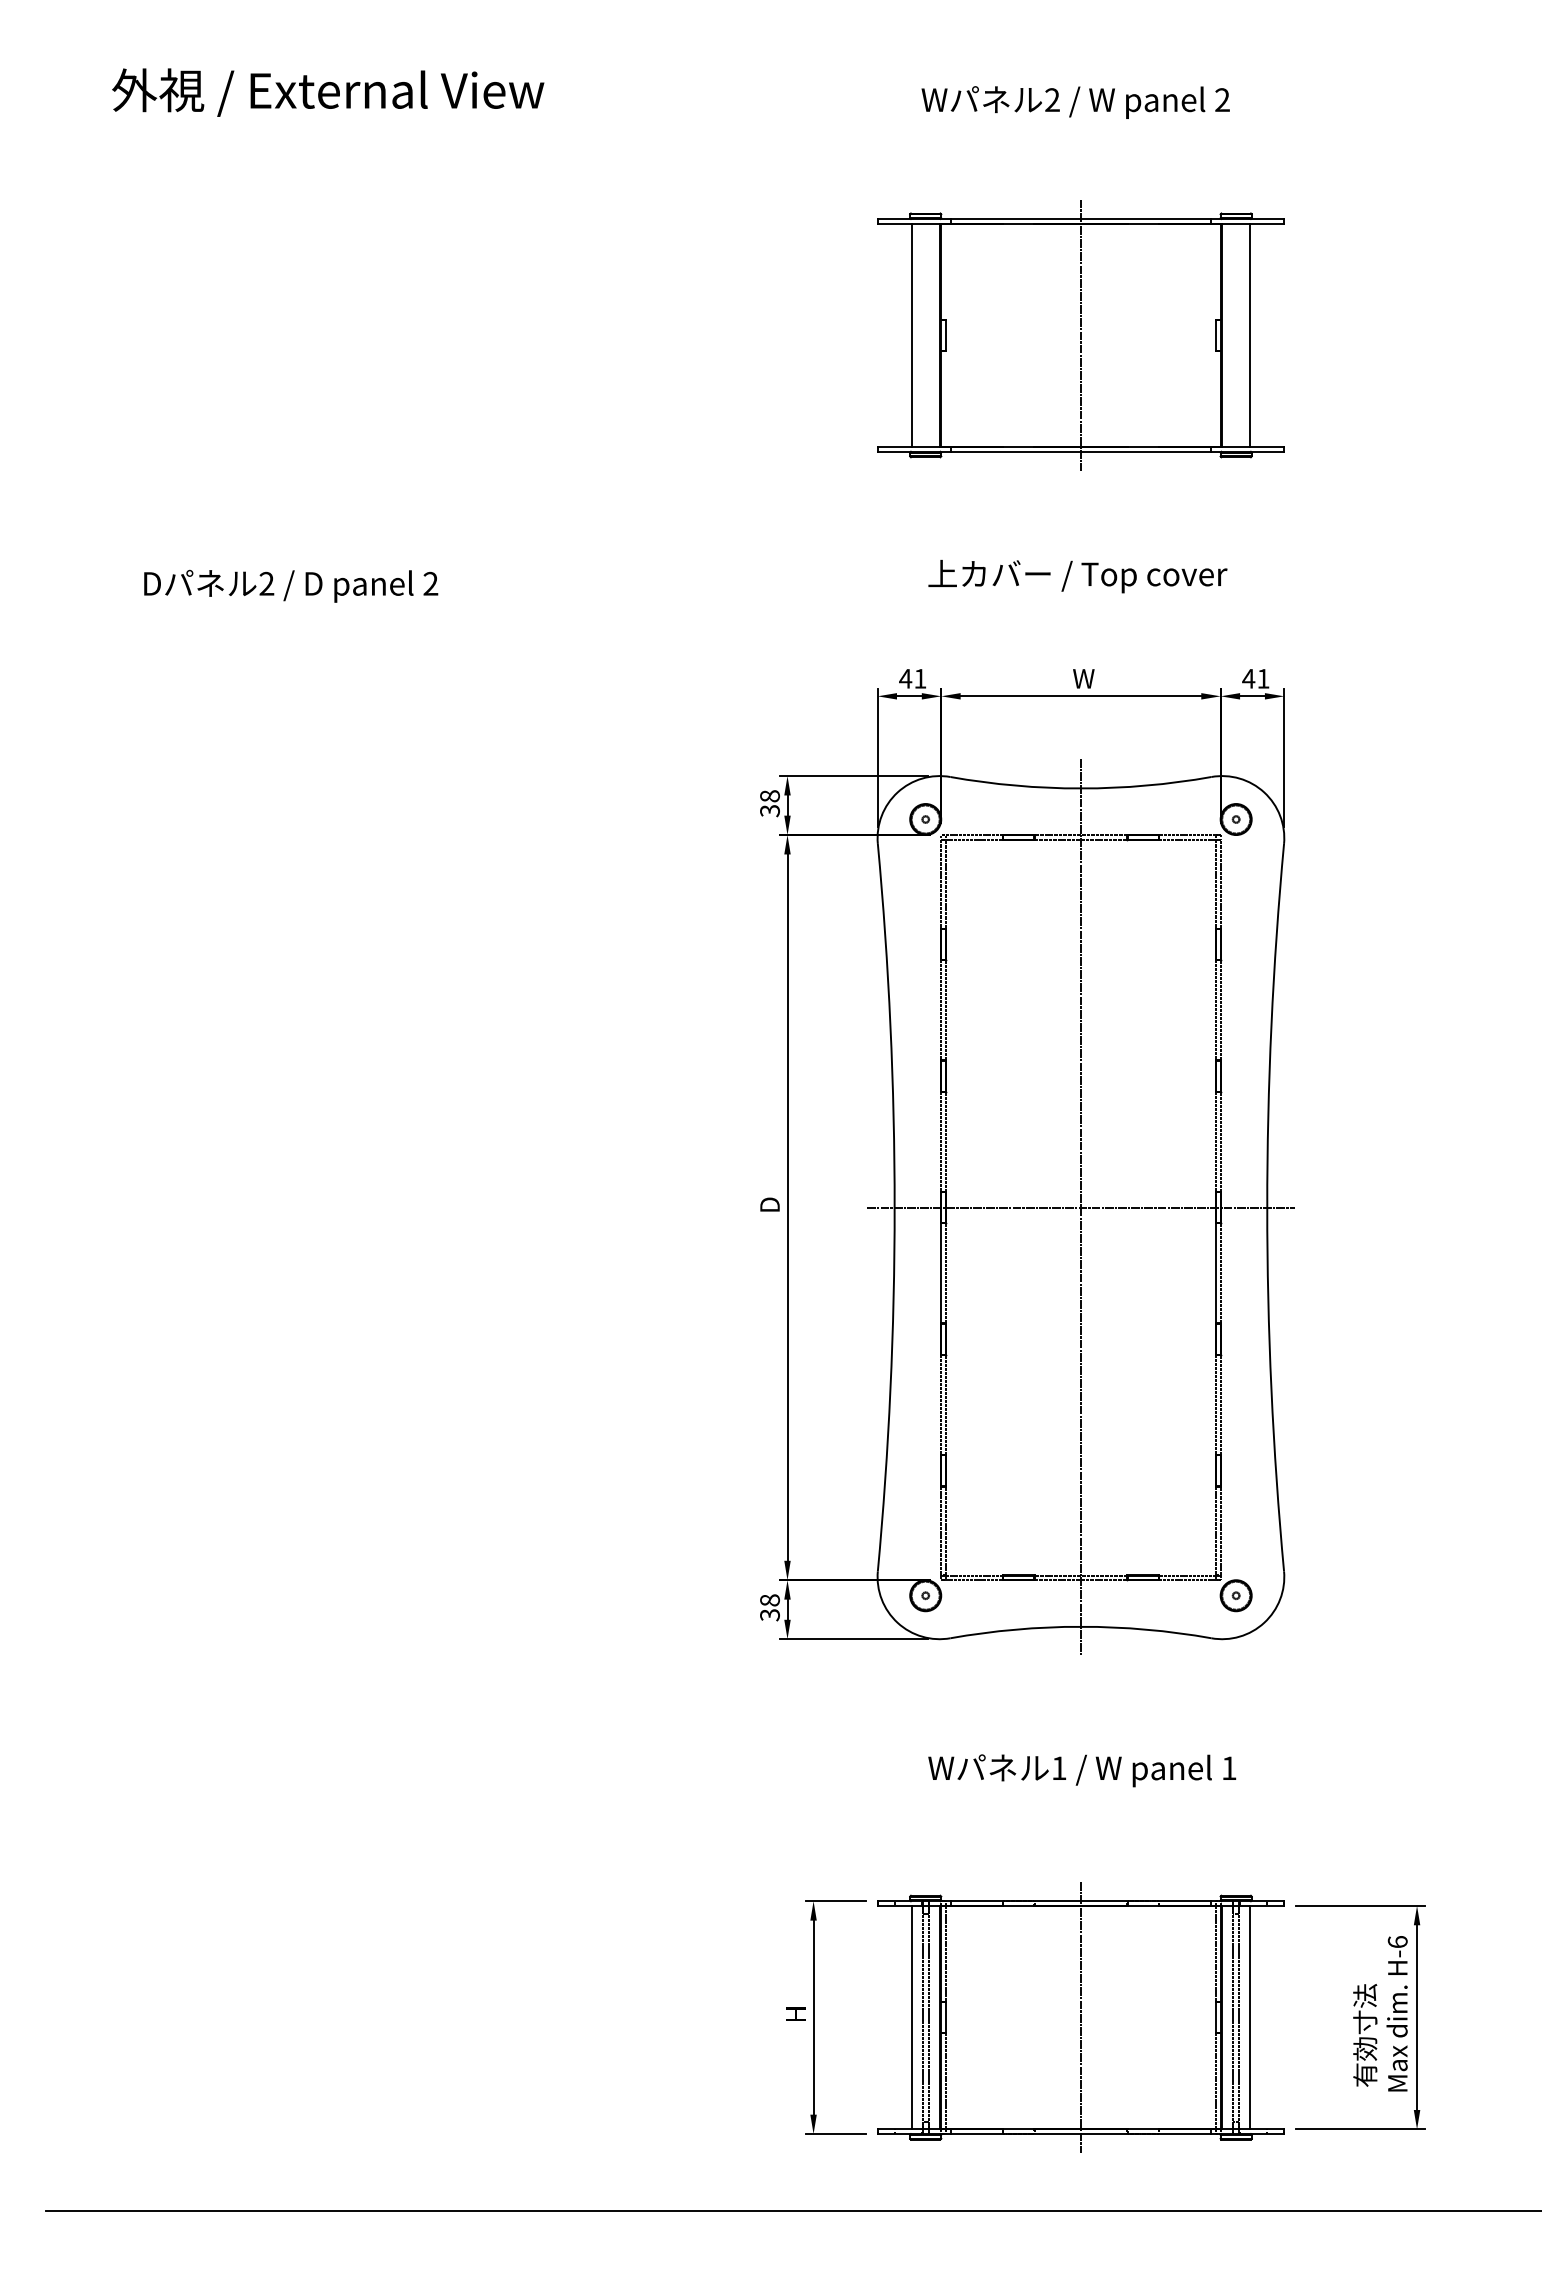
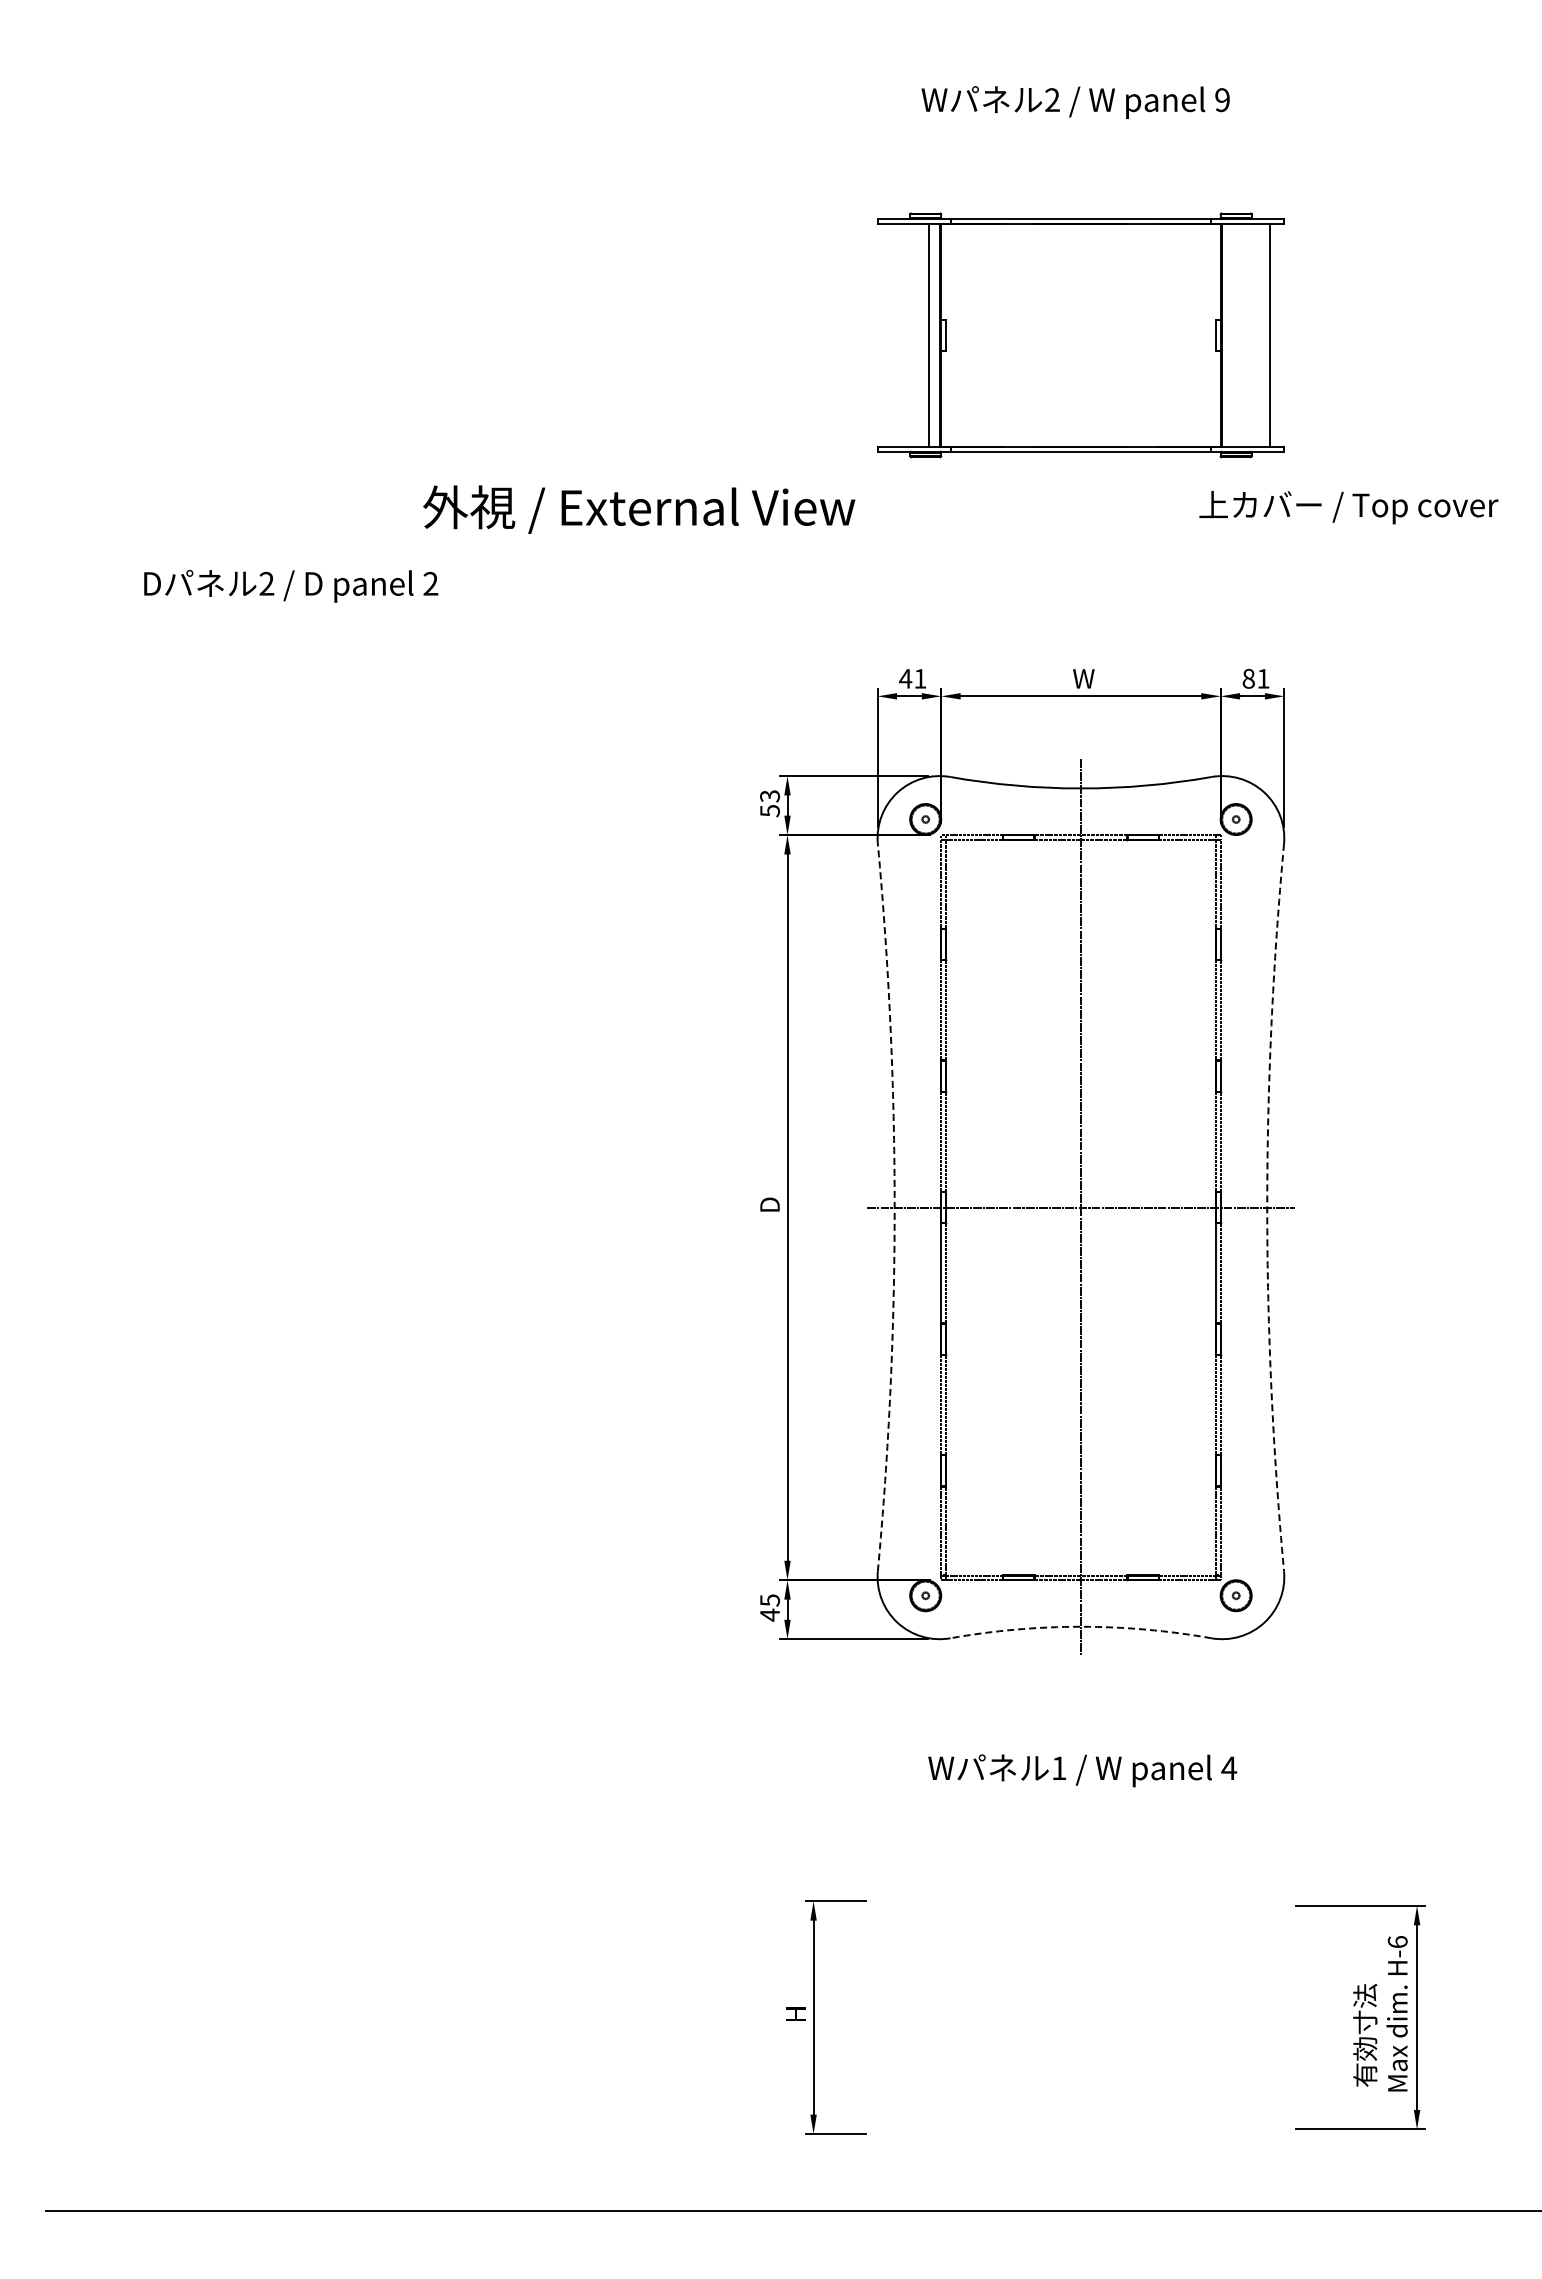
text position: (328, 92) -> (639, 509) (639, 509)
text: 2 -> 9 (1222, 100)
line position: (911, 335) -> (928, 335) (928, 335)
line: present -> none (1080, 335)
line position: (1250, 335) -> (1270, 335) (1270, 335)
text position: (1077, 576) -> (1348, 507) (1348, 507)
text: 41 -> 81 (1248, 678)
text: 38 -> 53 (769, 803)
arc: solid -> dashed (894, 1207)
arc: solid -> dashed (1267, 1207)
text: 38 -> 45 (769, 1607)
arc: solid -> dashed (1080, 1626)
text: 1 -> 4 (1229, 1767)
part: present -> none (1080, 2017)
